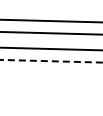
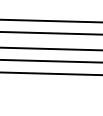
line: dashed -> solid (51, 61)
line: none -> present (50, 73)
